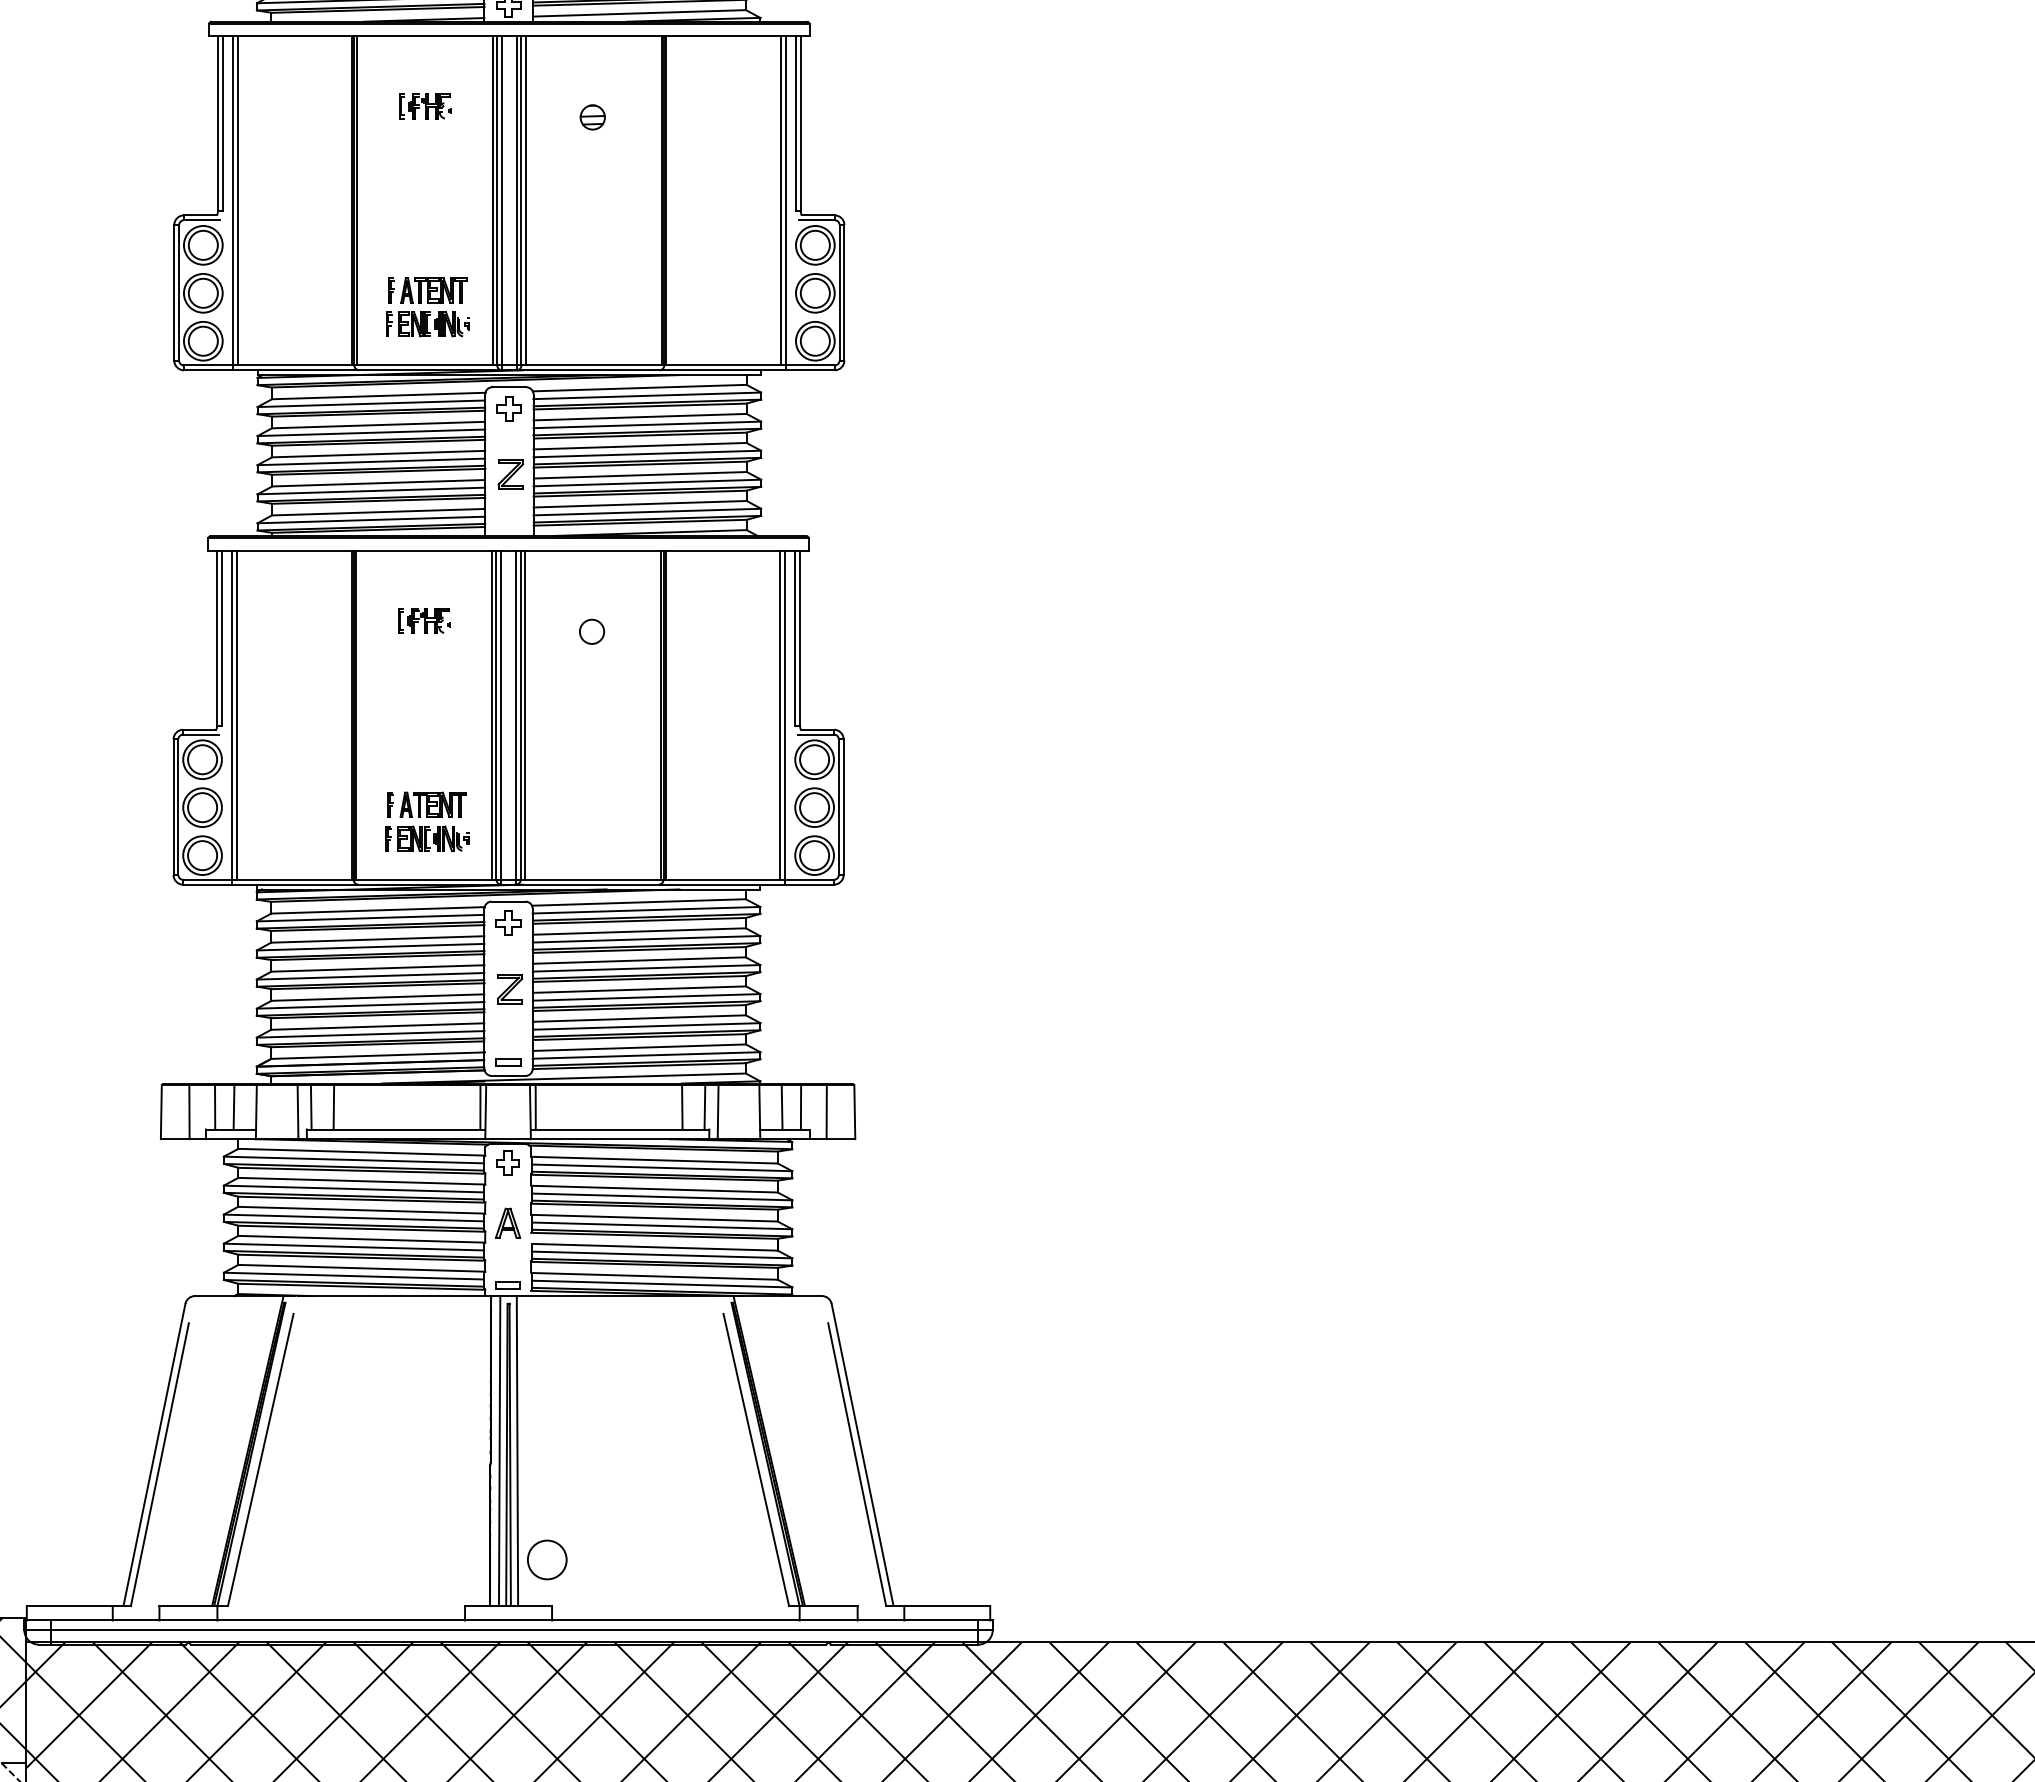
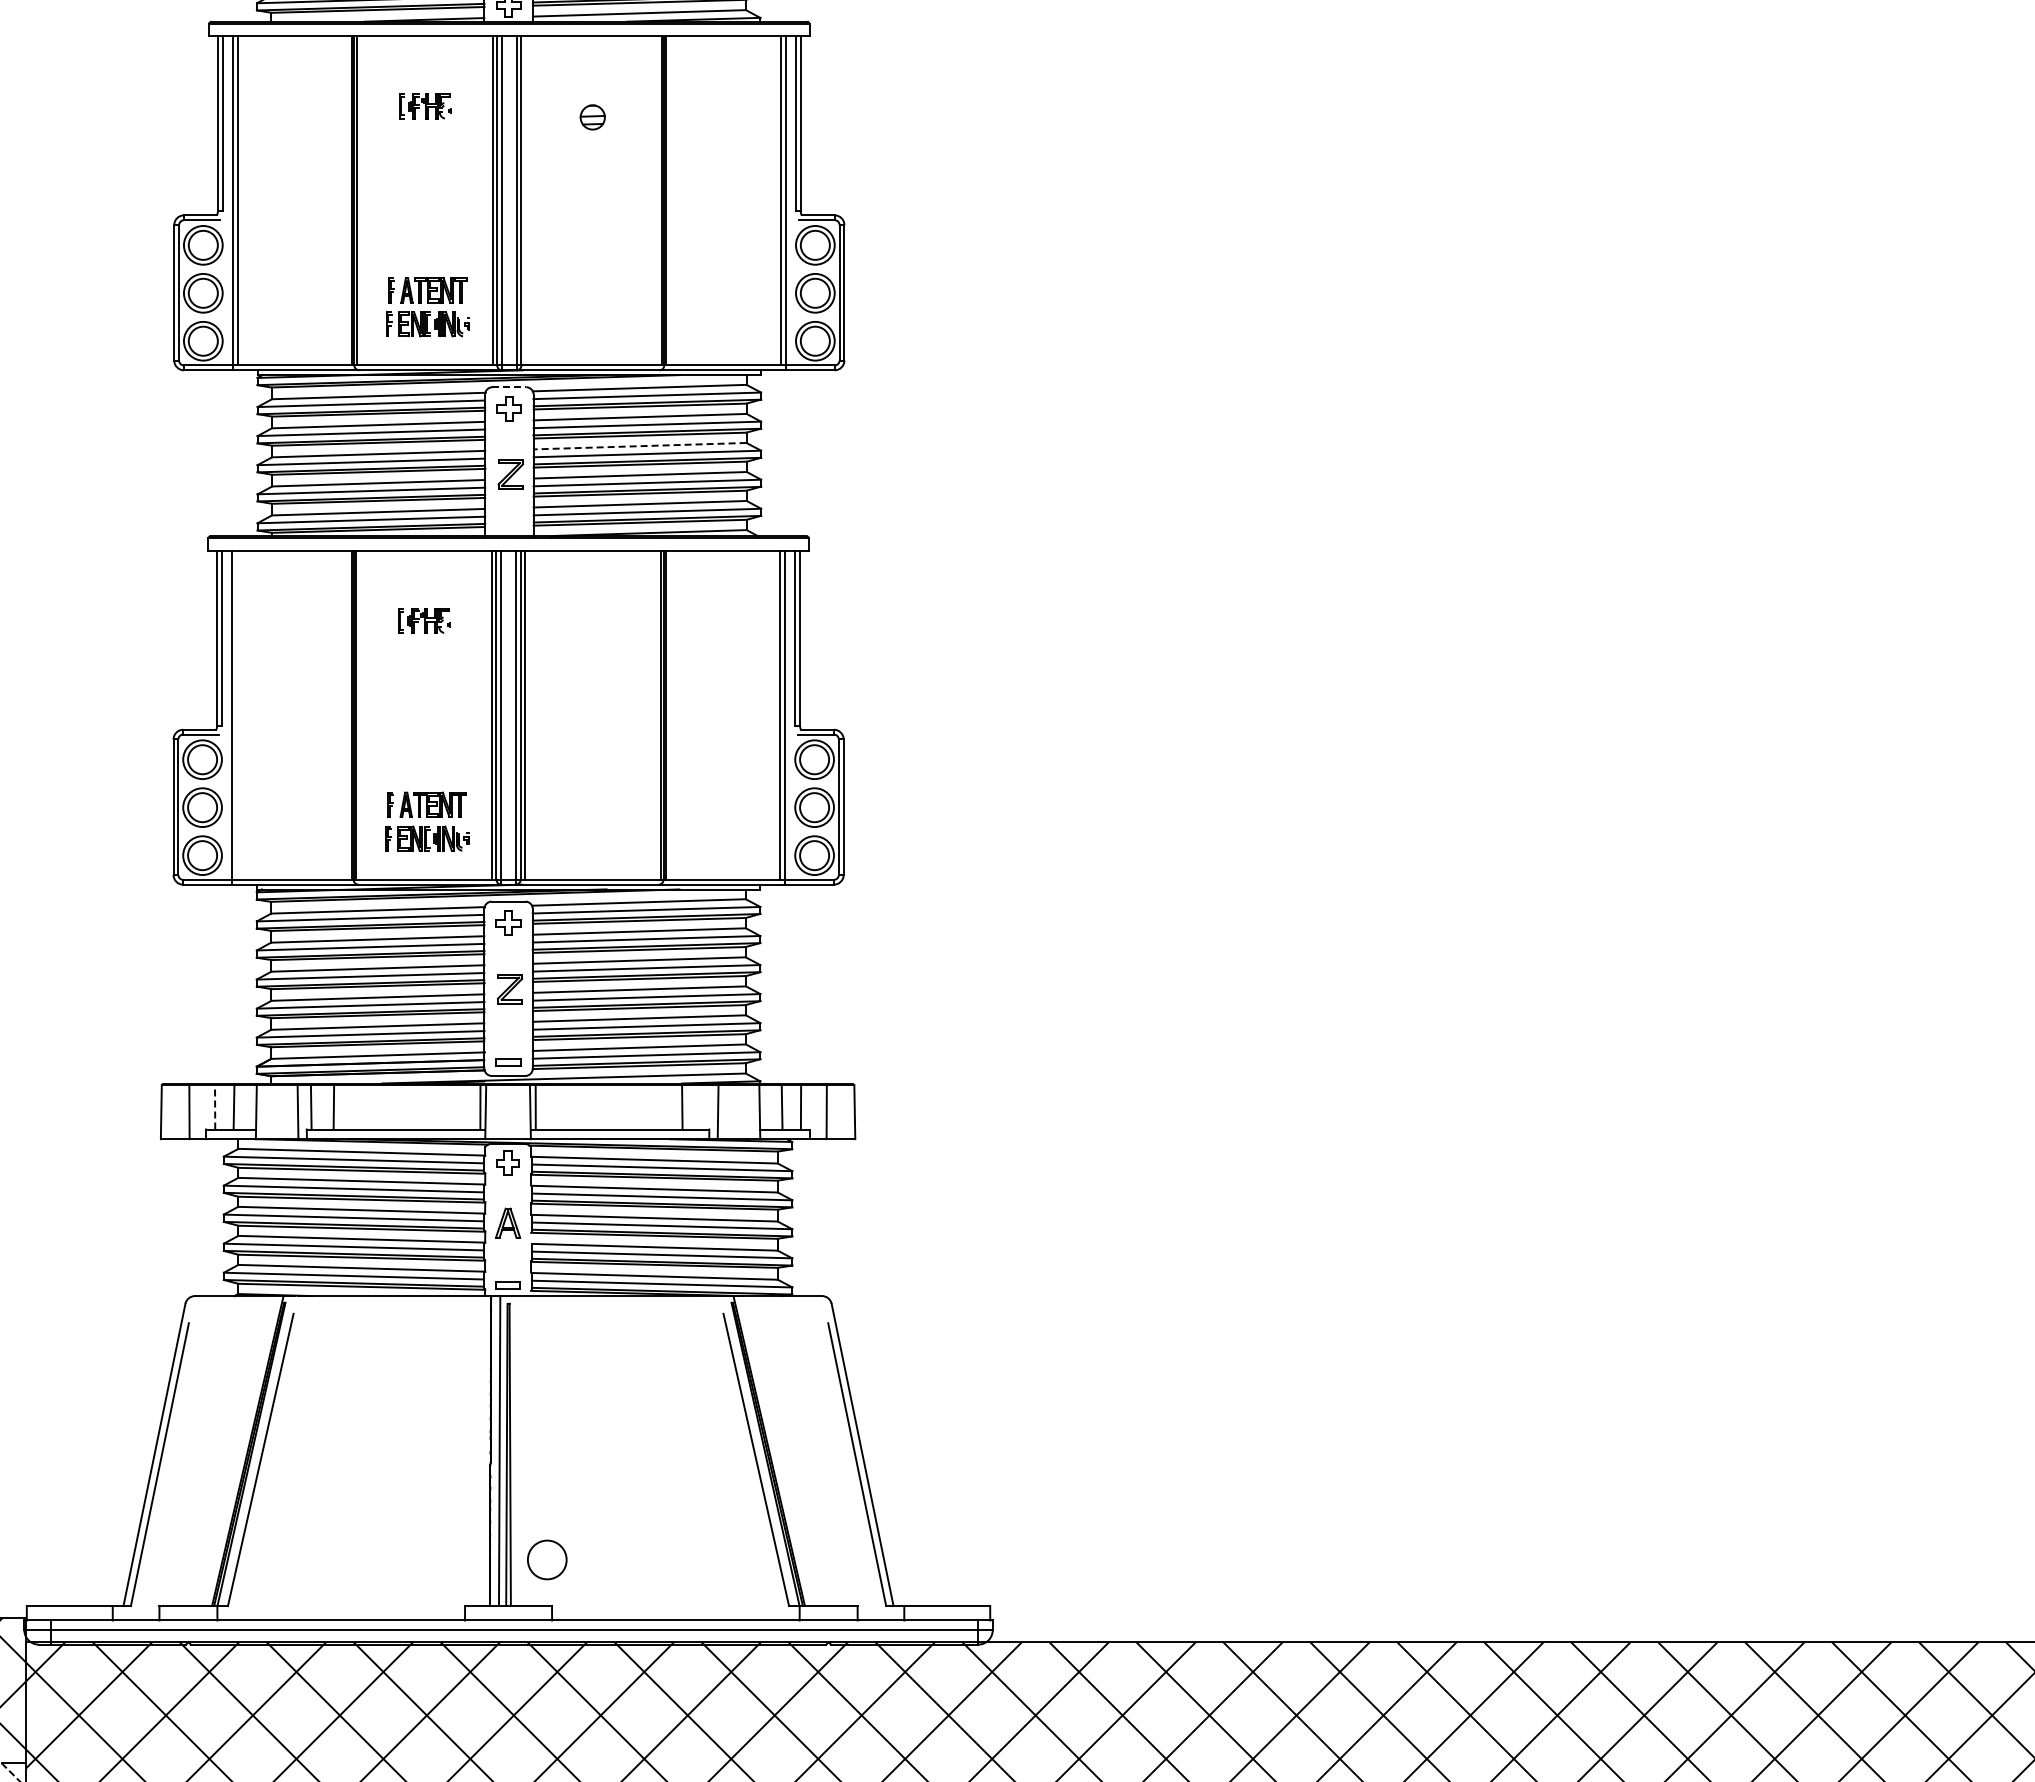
line: present -> none (526, 200)
line: solid -> dashed (509, 387)
line: solid -> dashed (639, 446)
circle: present -> none (591, 631)
line: present -> none (236, 714)
line: solid -> dashed (215, 1106)
line: present -> none (704, 1106)
line: present -> none (517, 1450)
